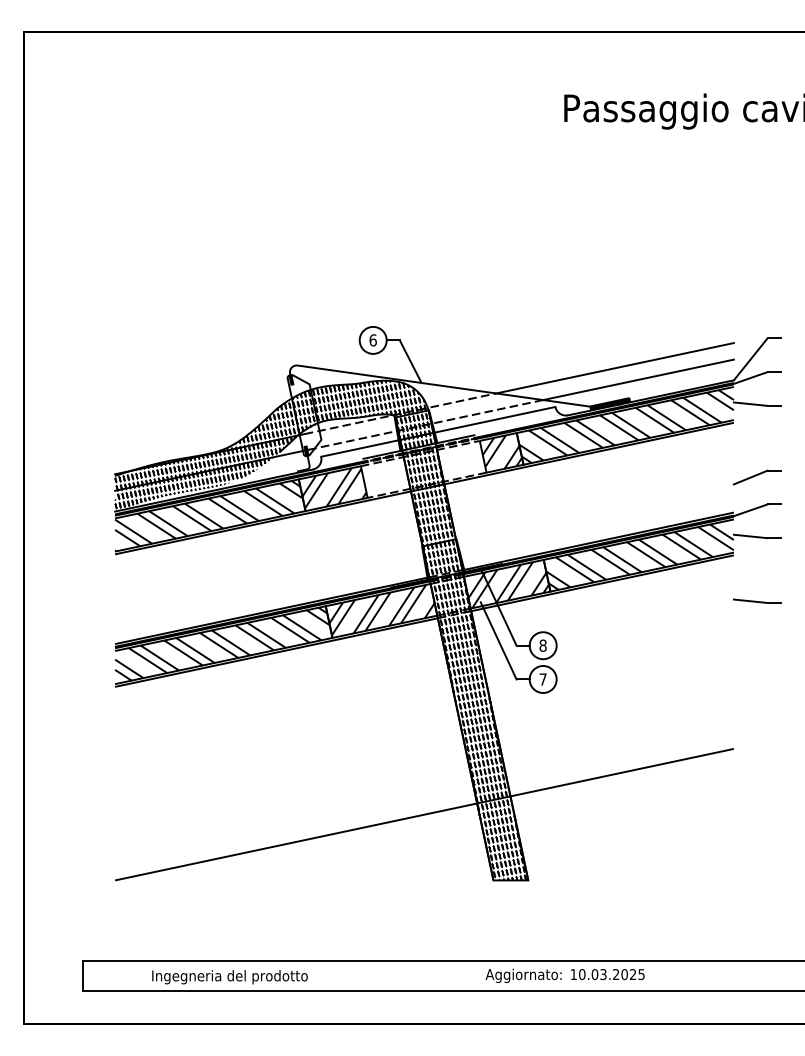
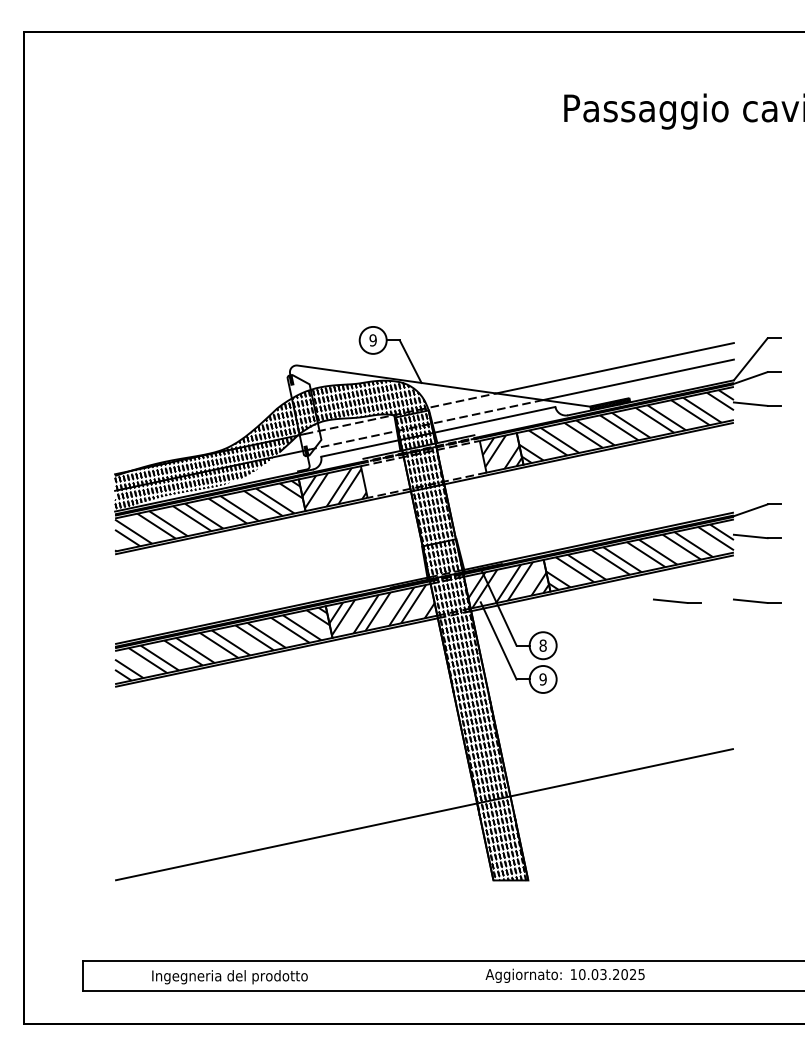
text: 6 -> 9 (372, 340)
part: present -> none (757, 477)
line: none -> present (677, 601)
text: 7 -> 9 (542, 679)
